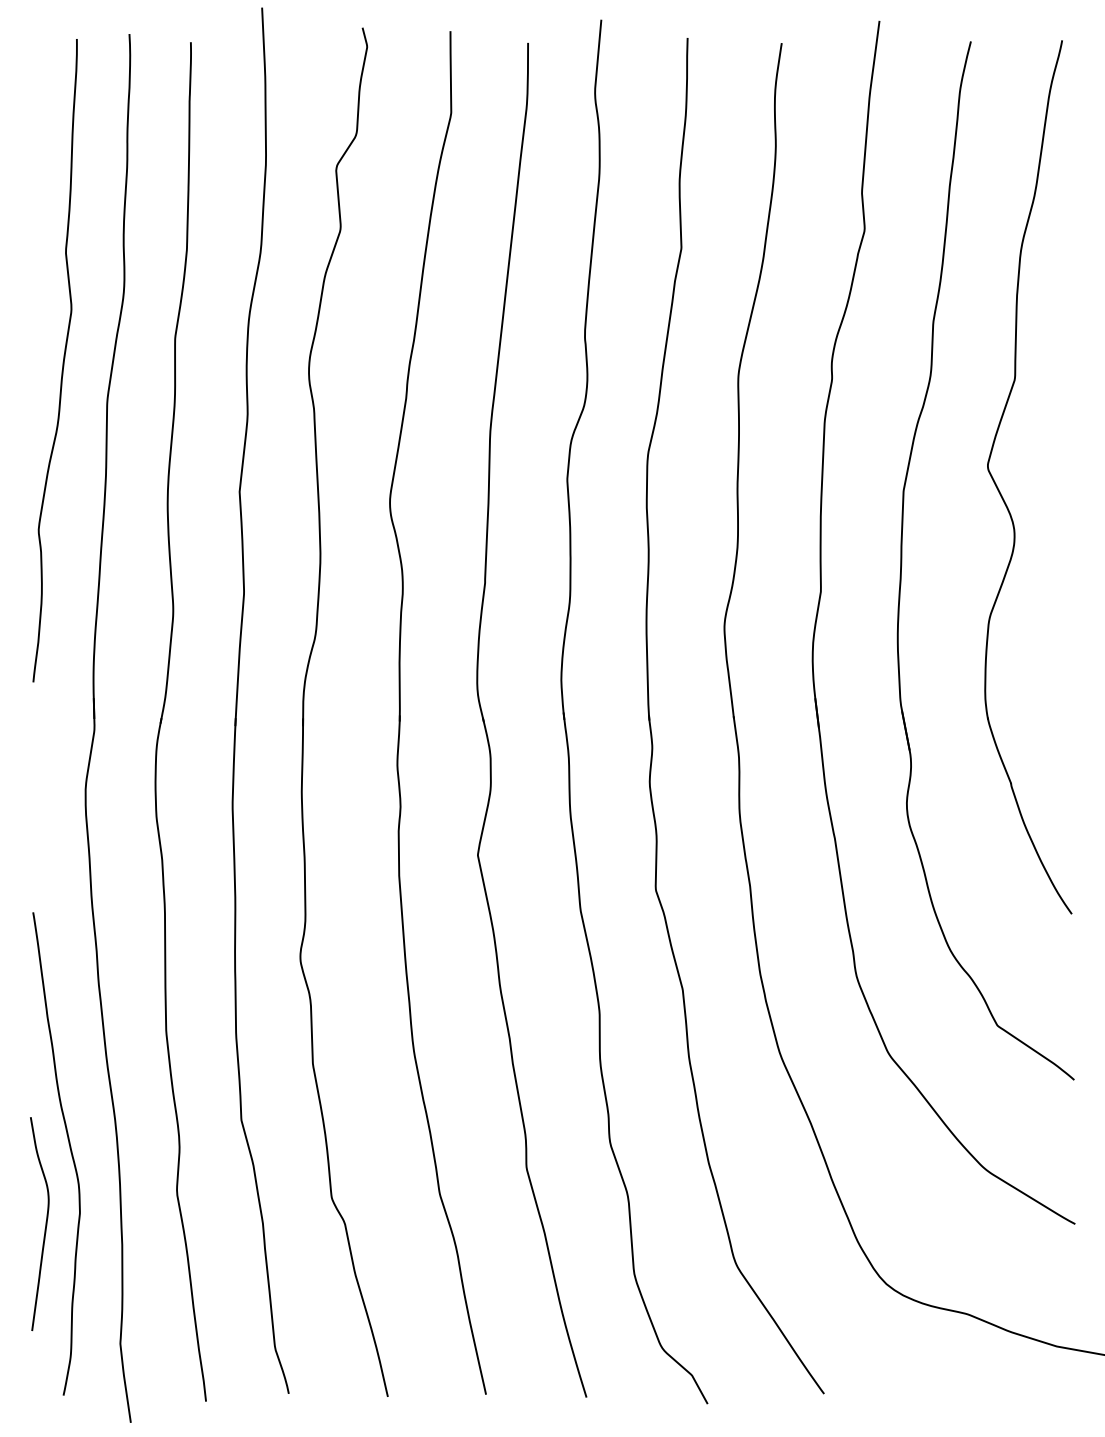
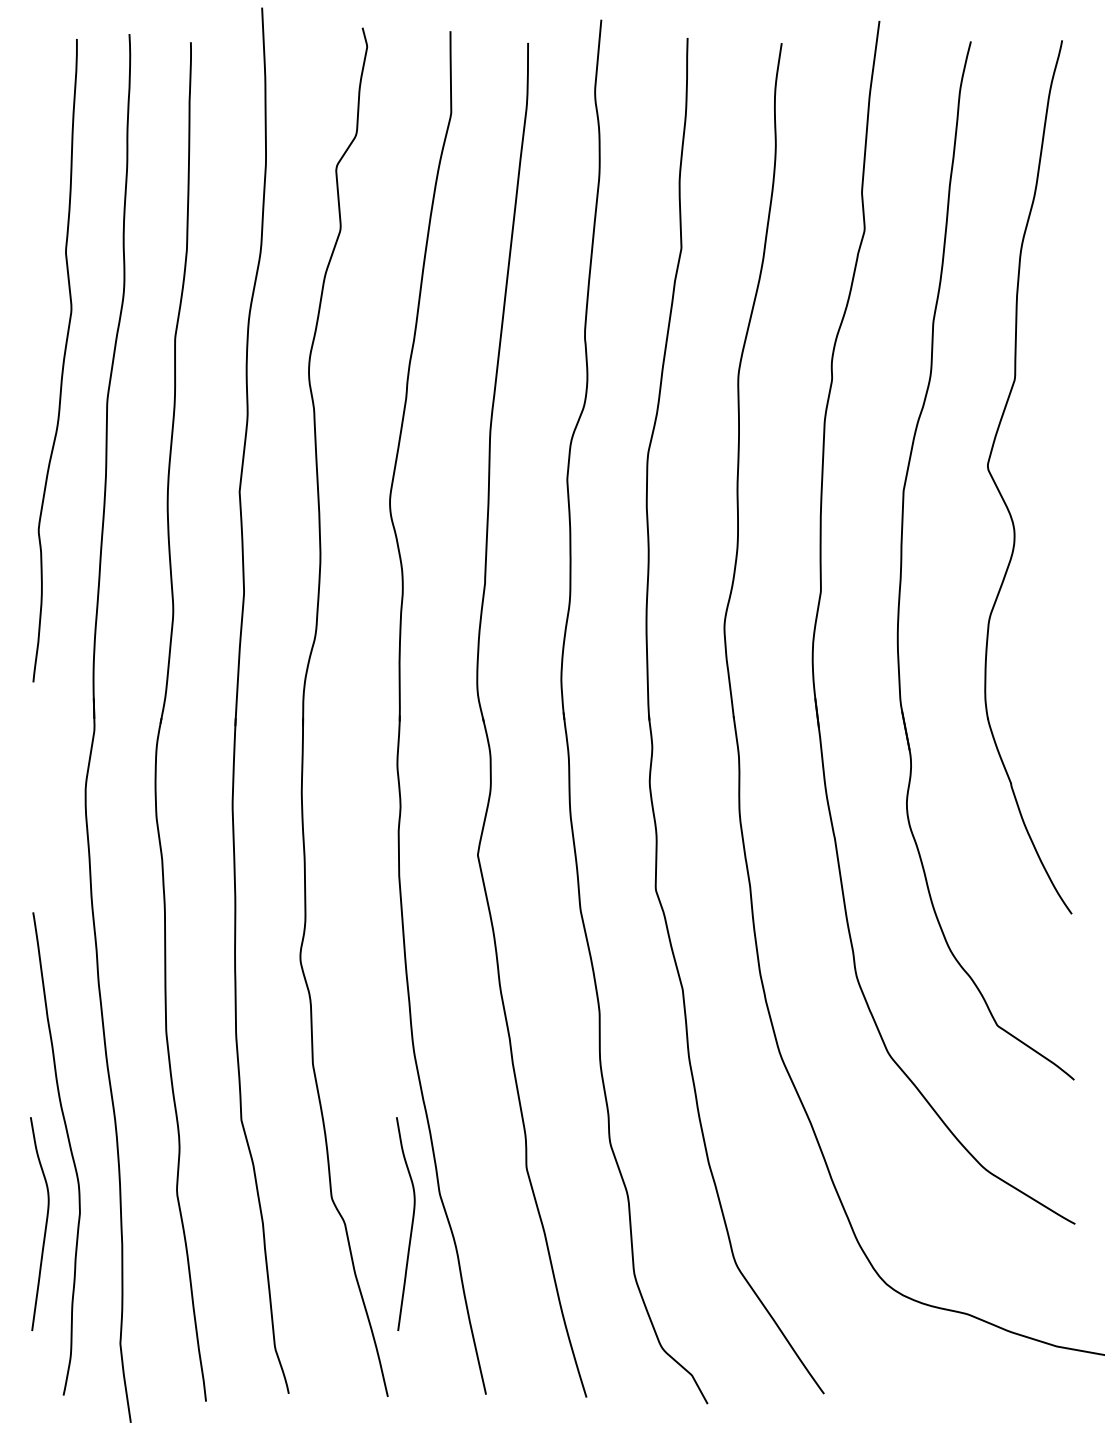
curve: none -> present (411, 1224)
